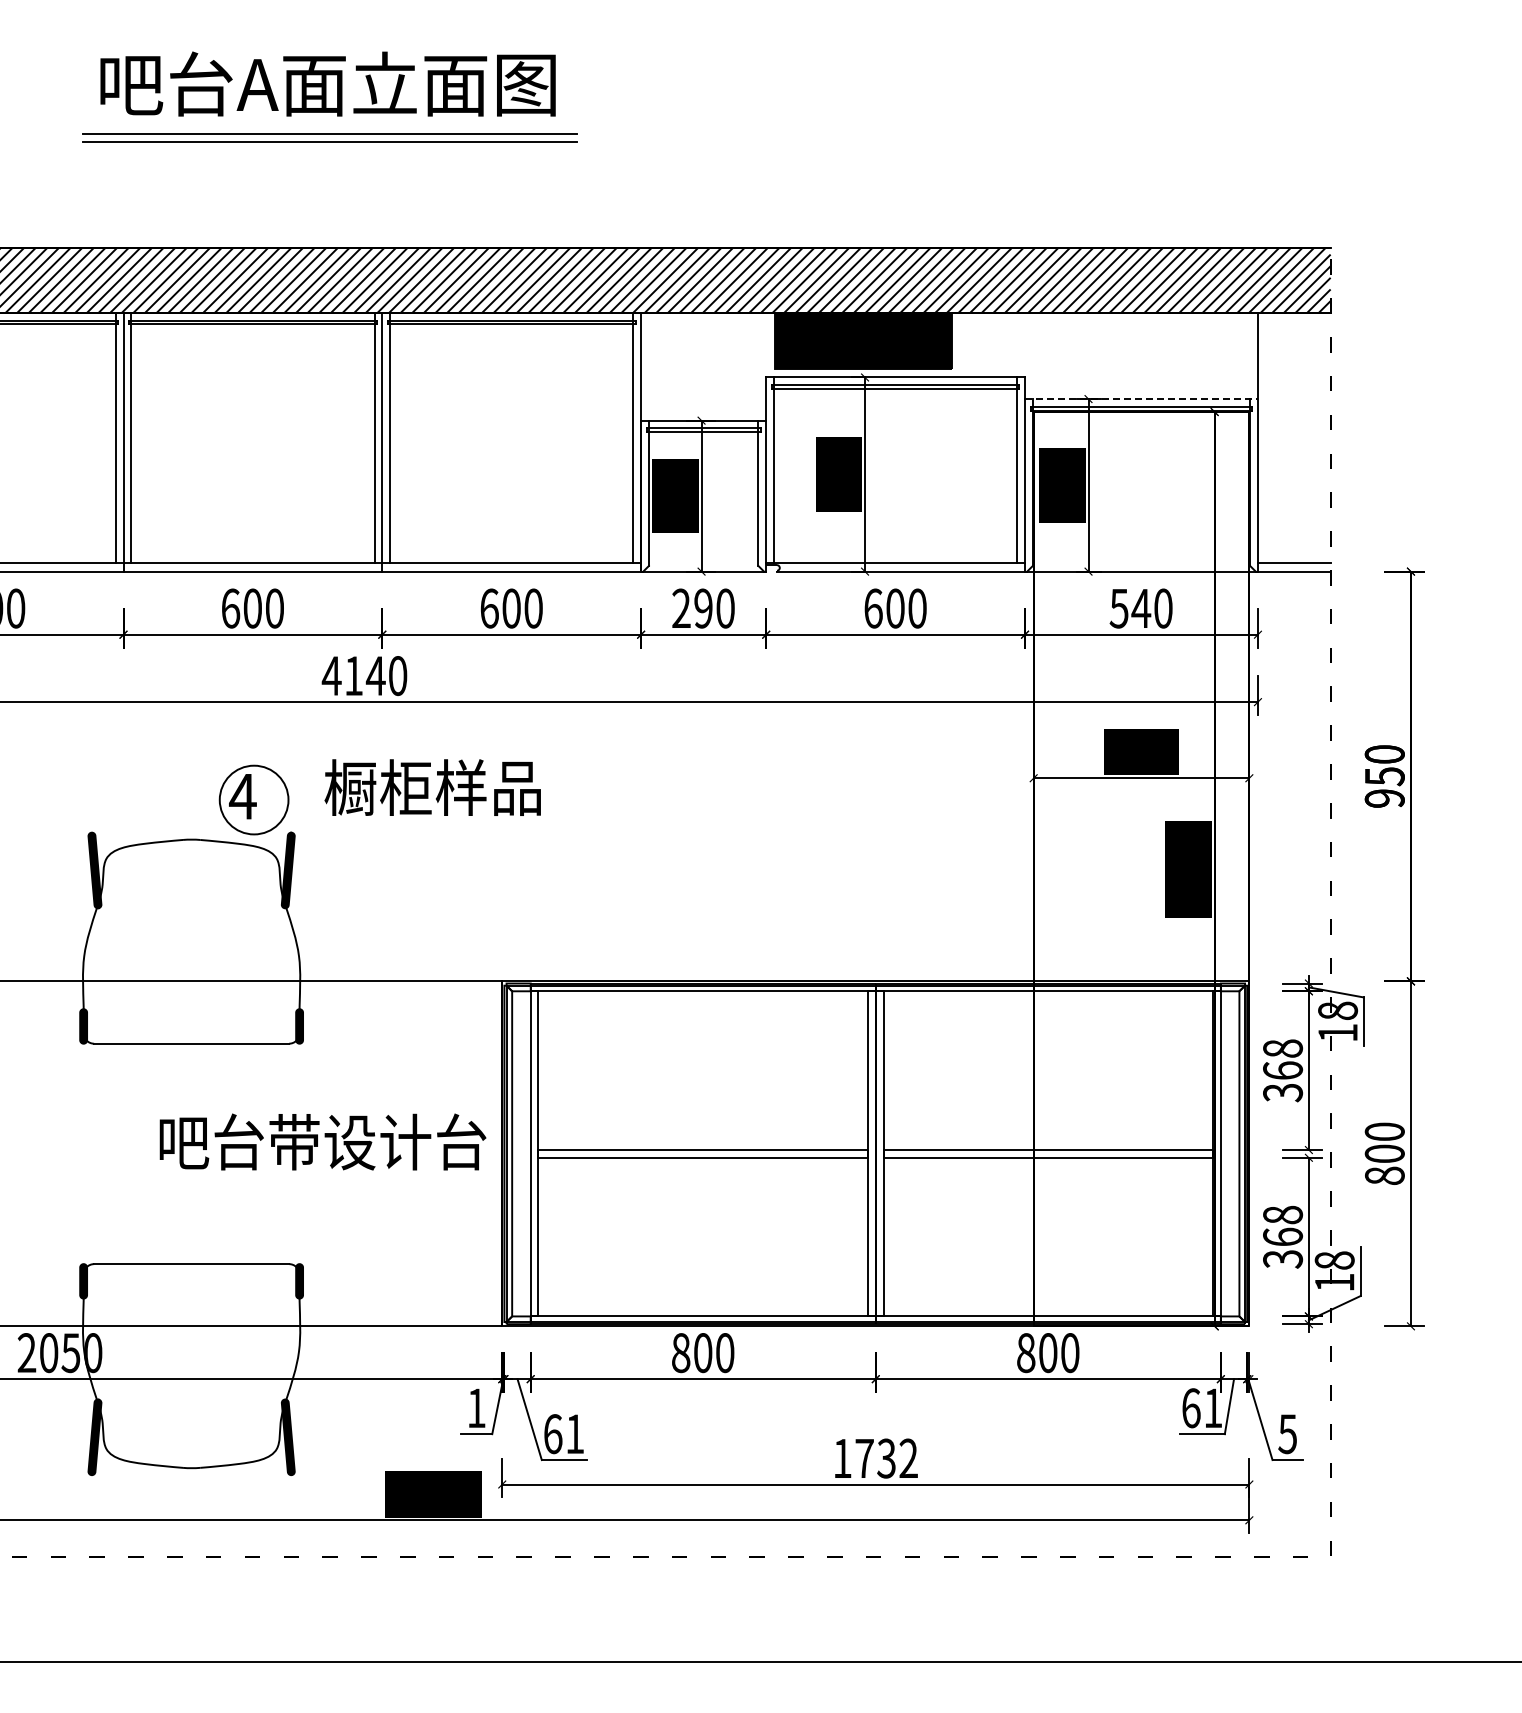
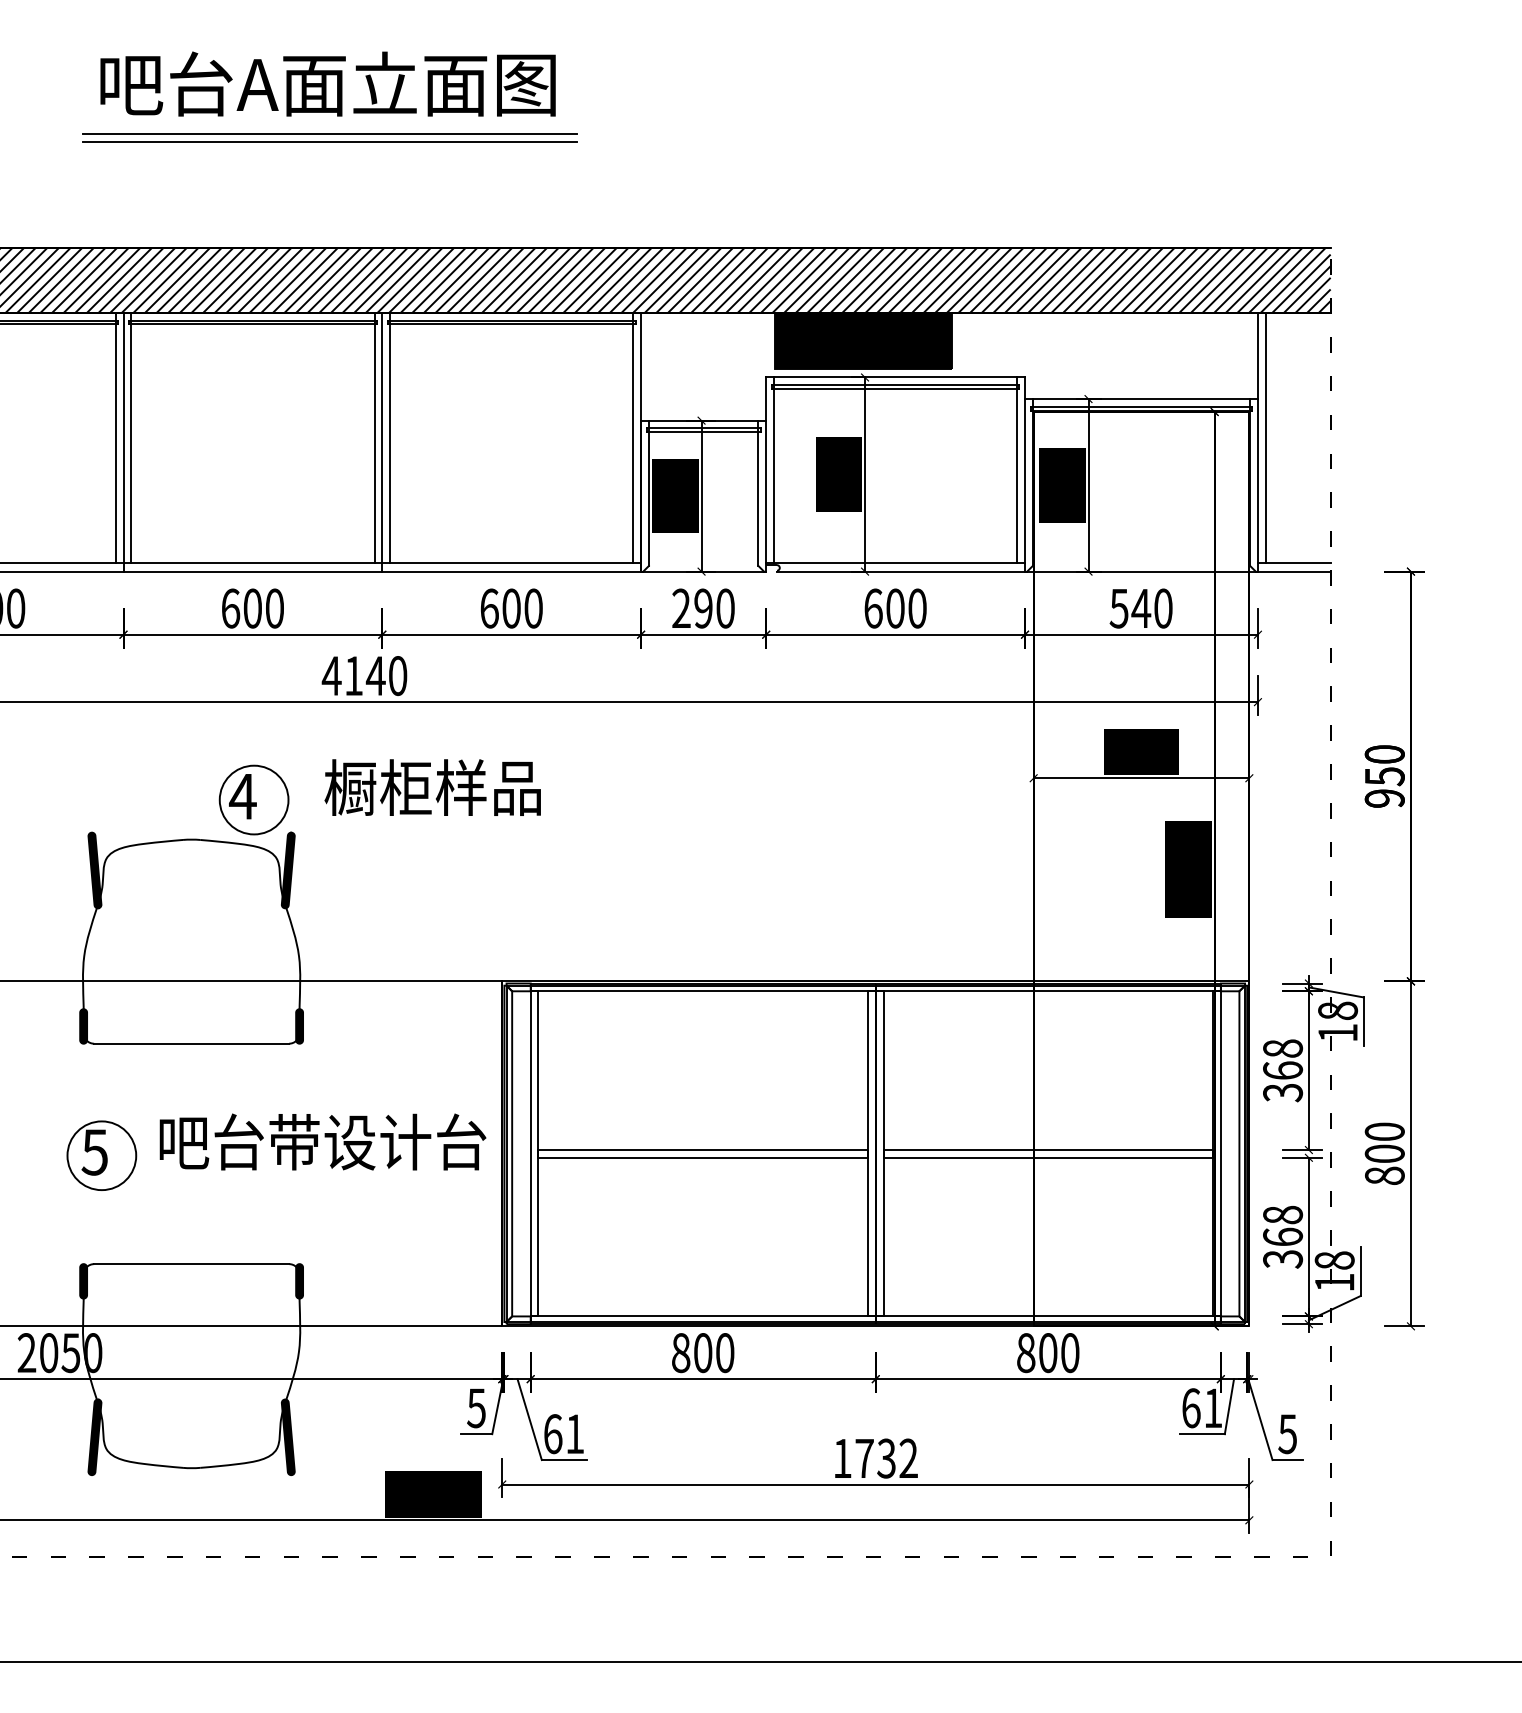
line: dashed -> solid (1141, 399)
line: none -> present (1265, 437)
part: none -> present (101, 1155)
text: 1 -> 5 (476, 1408)
